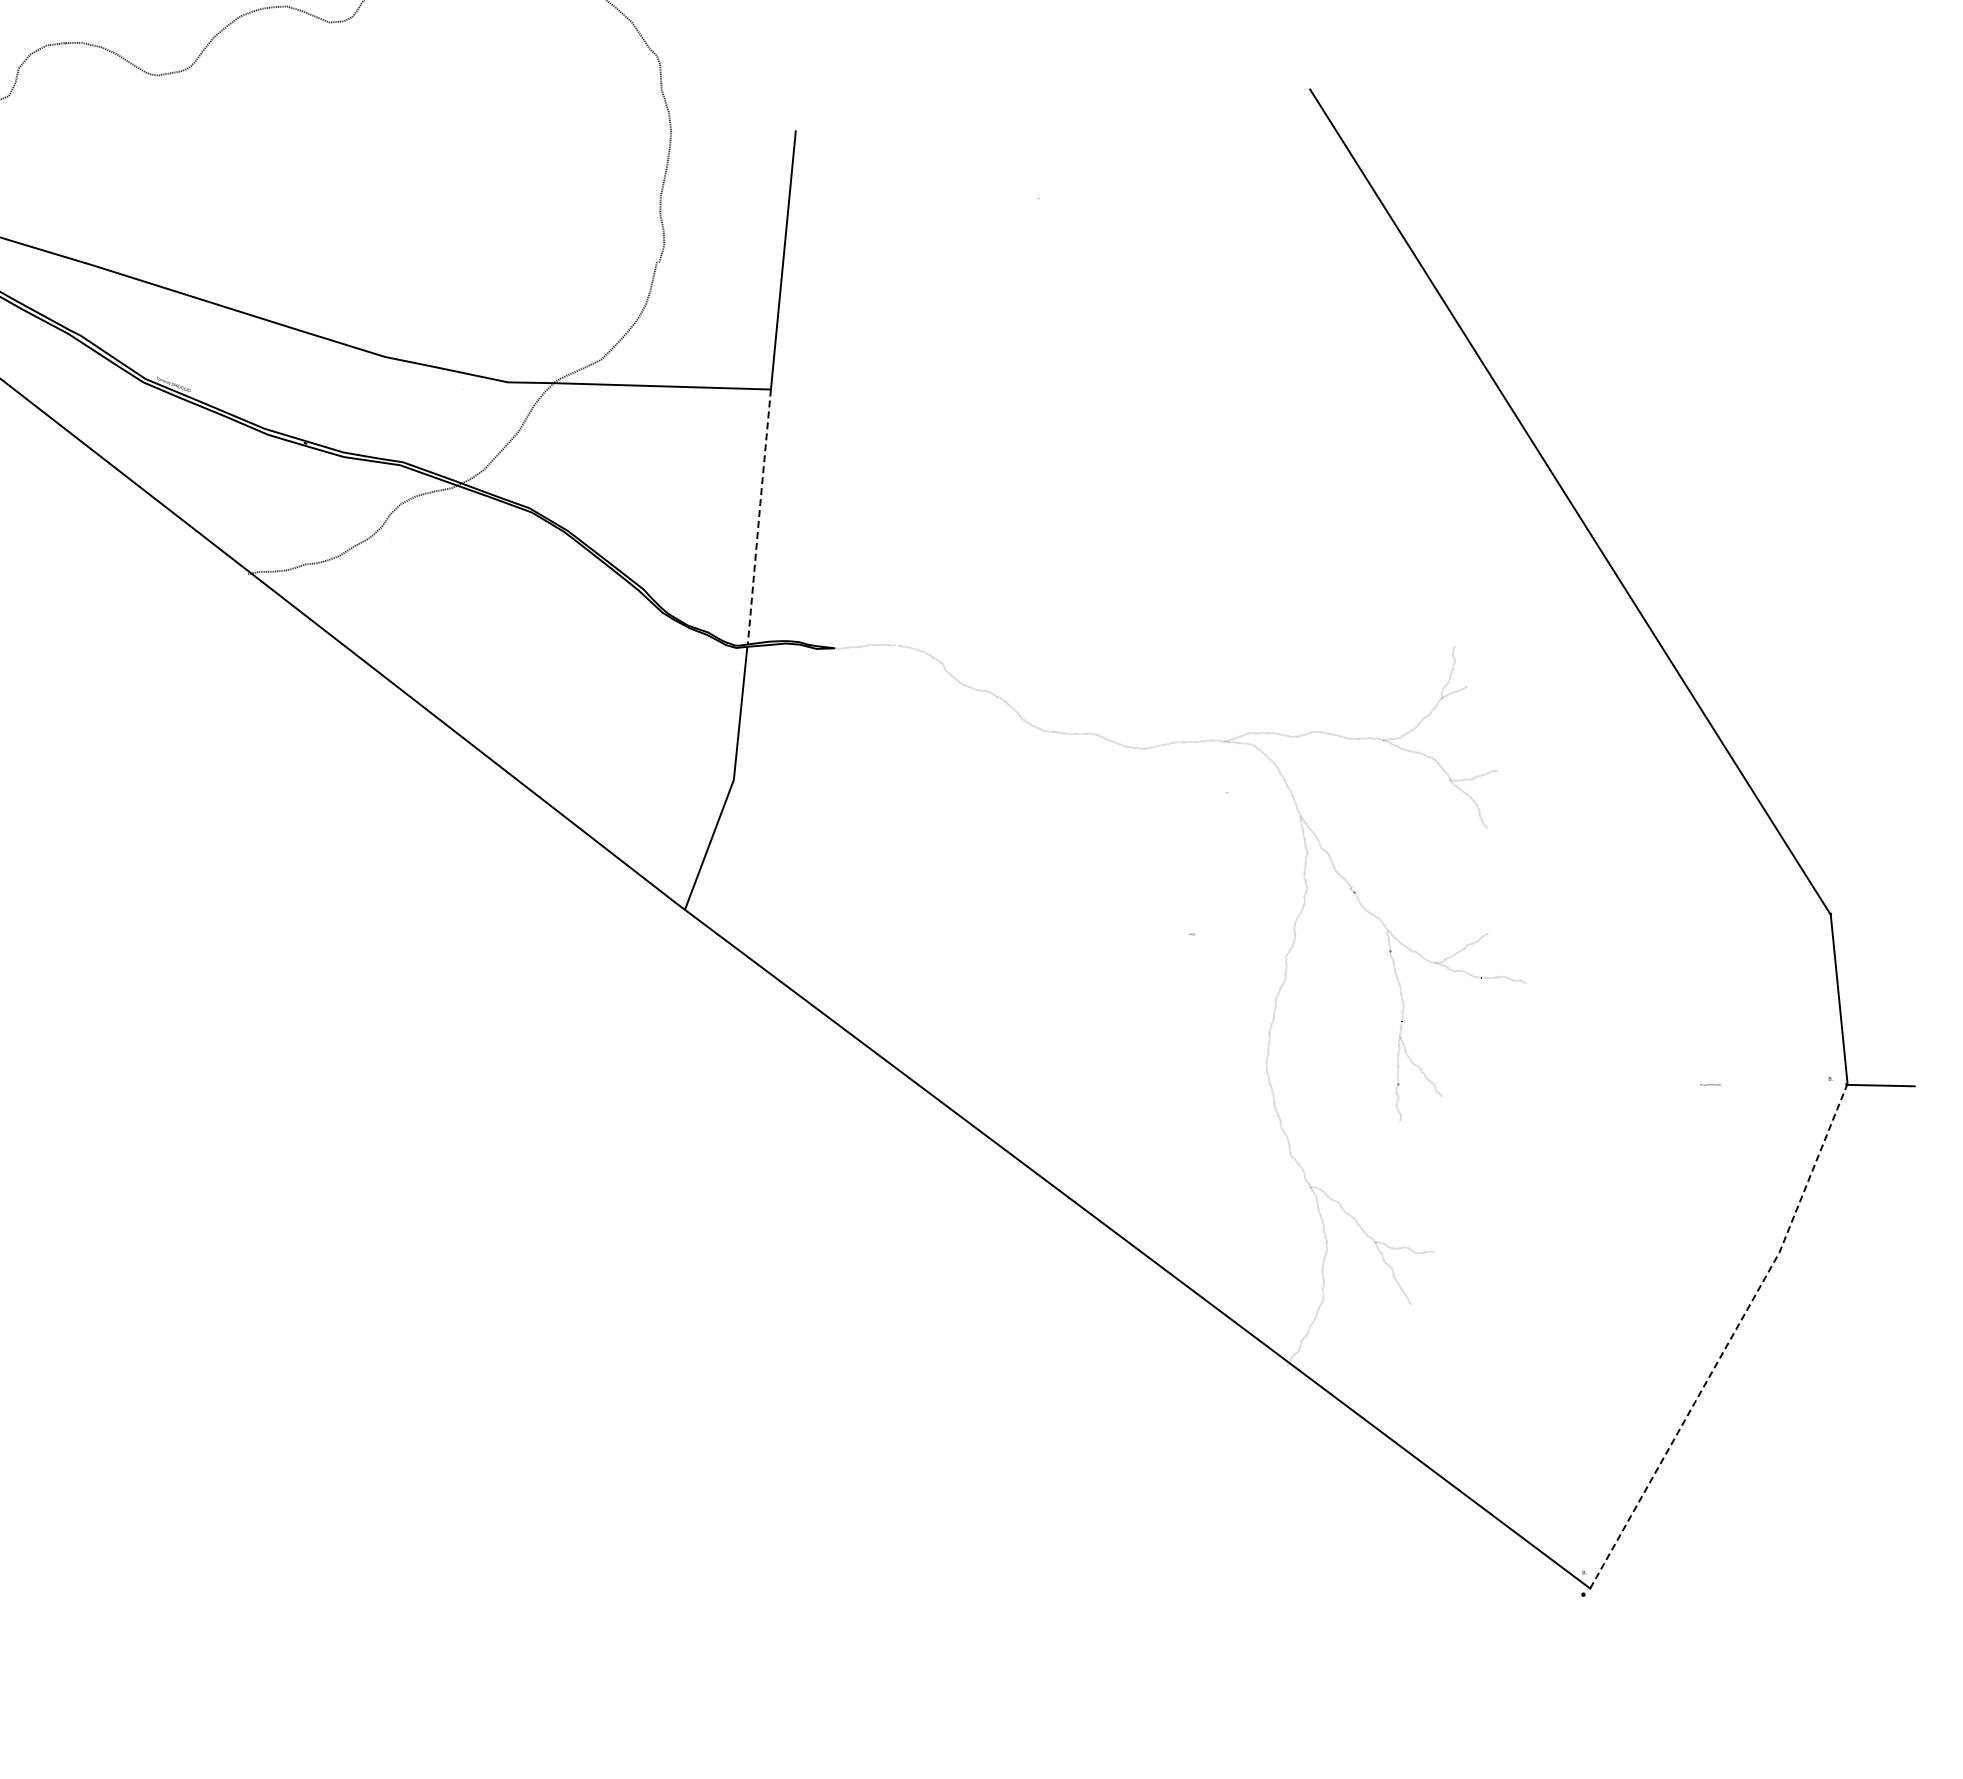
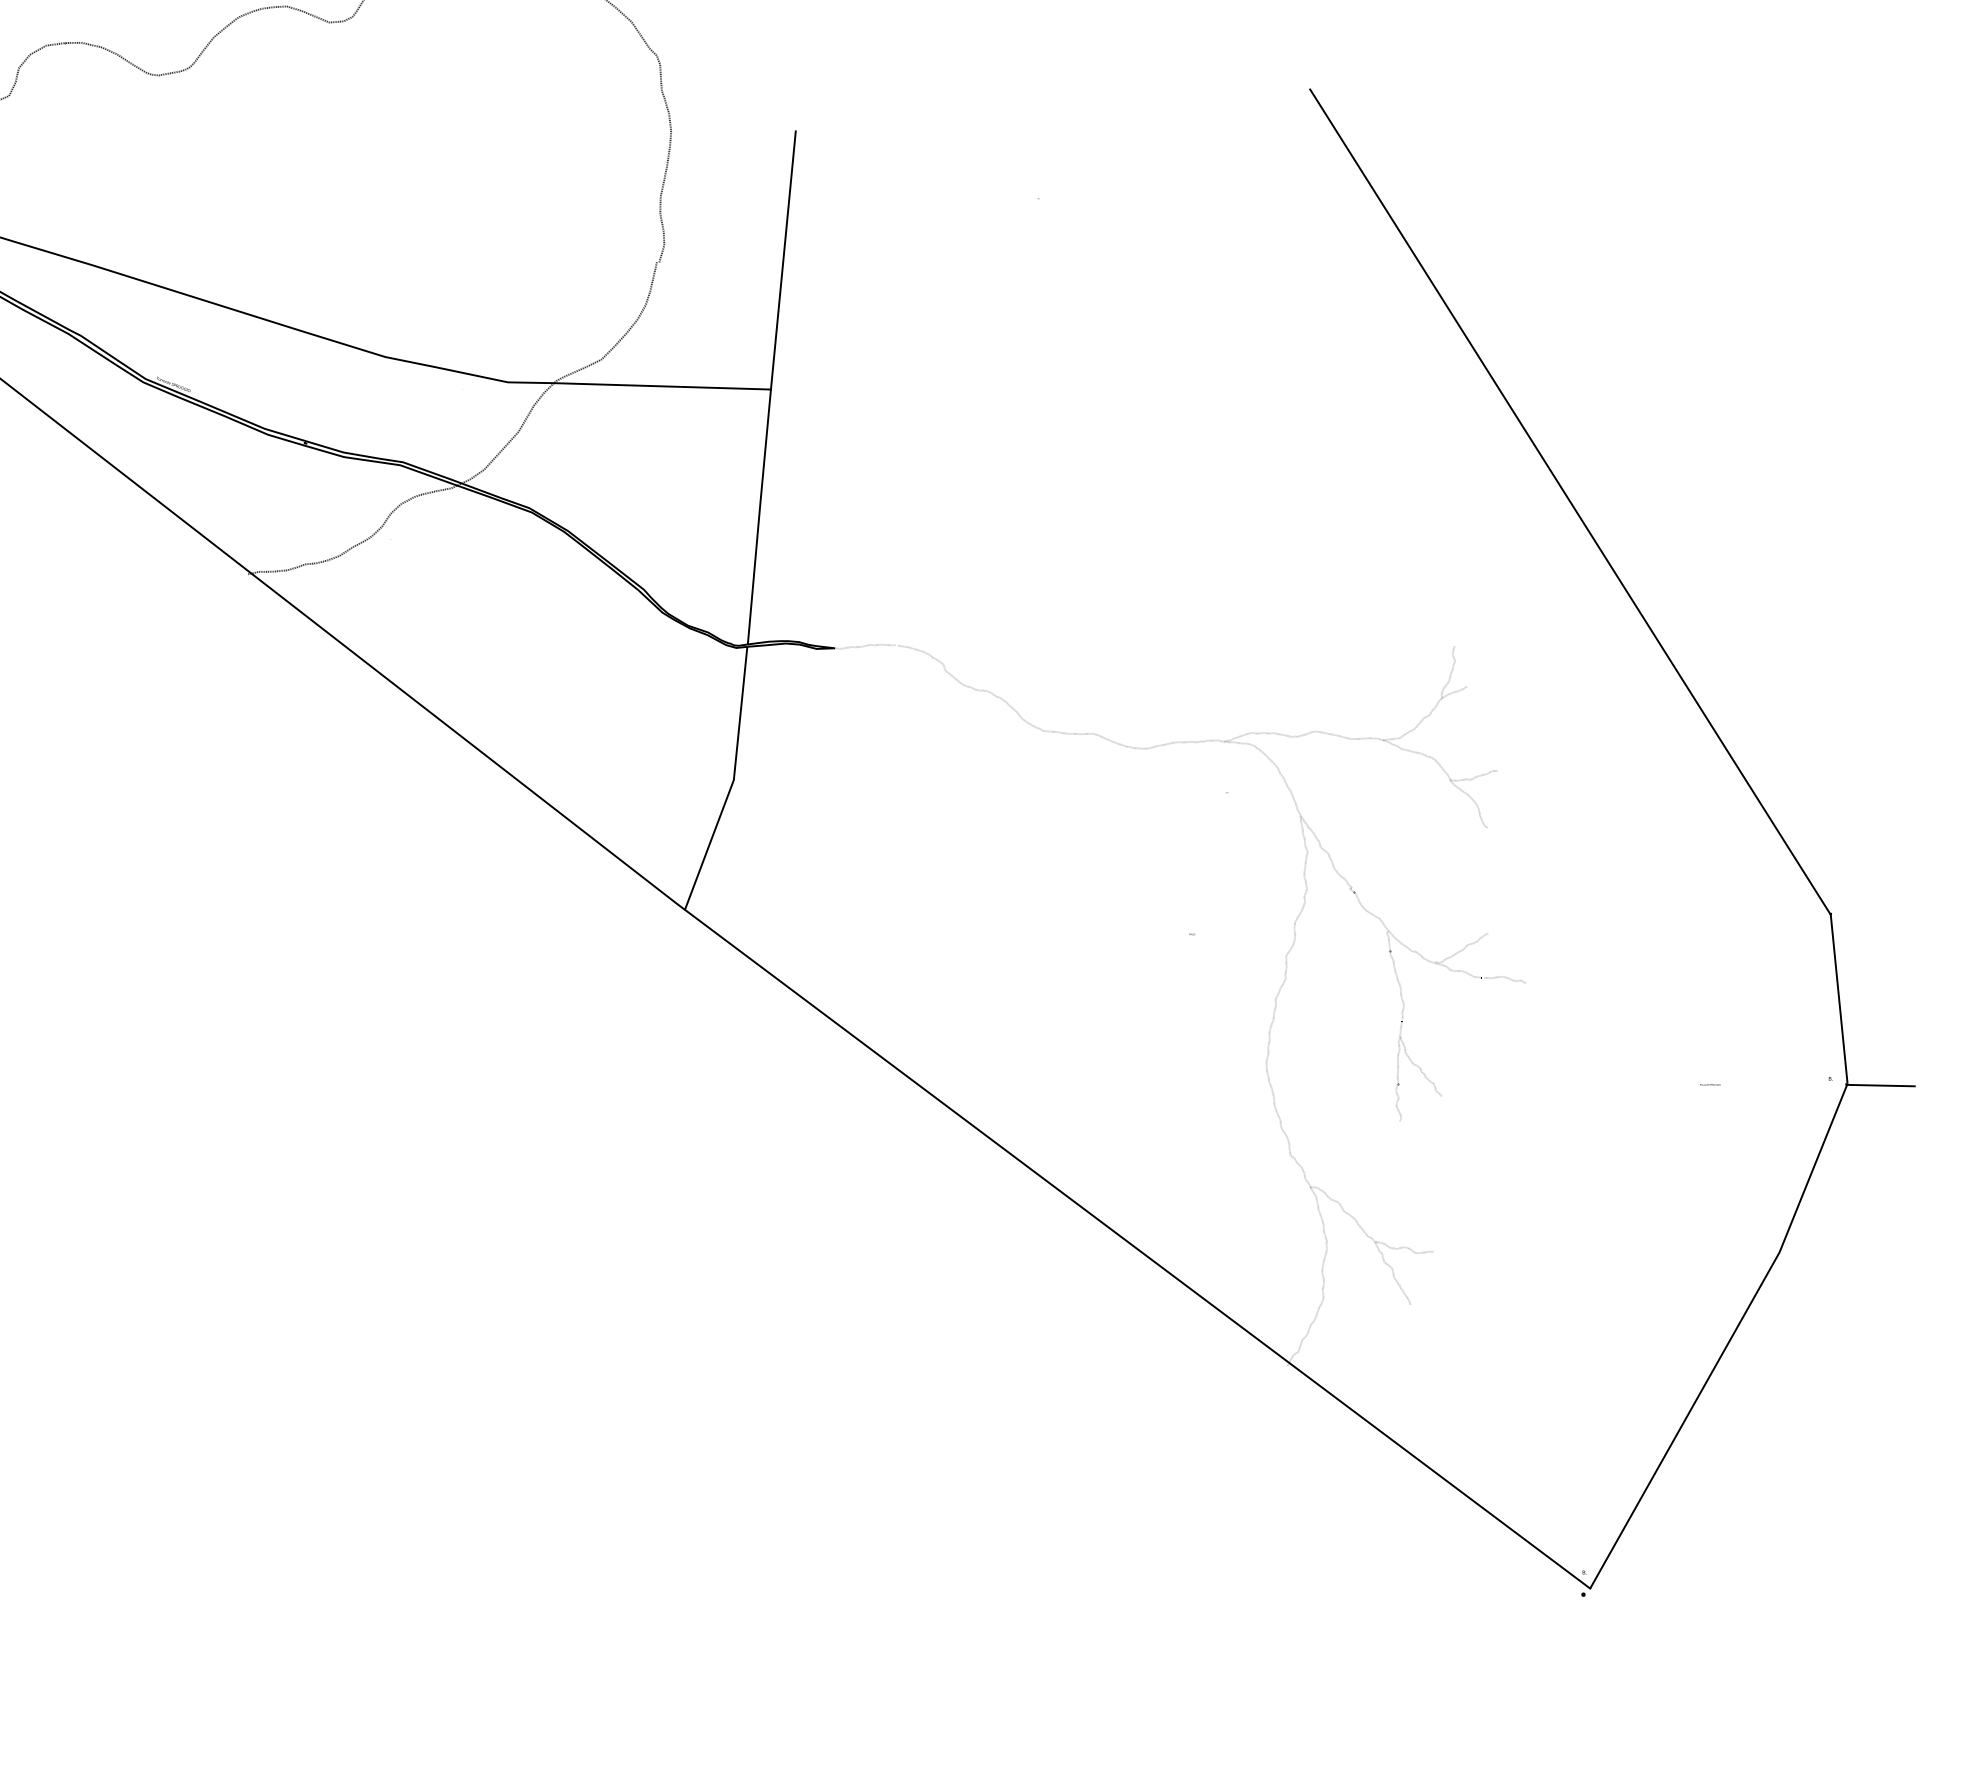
line: dashed -> solid (759, 516)
line: dashed -> solid (1729, 1340)
